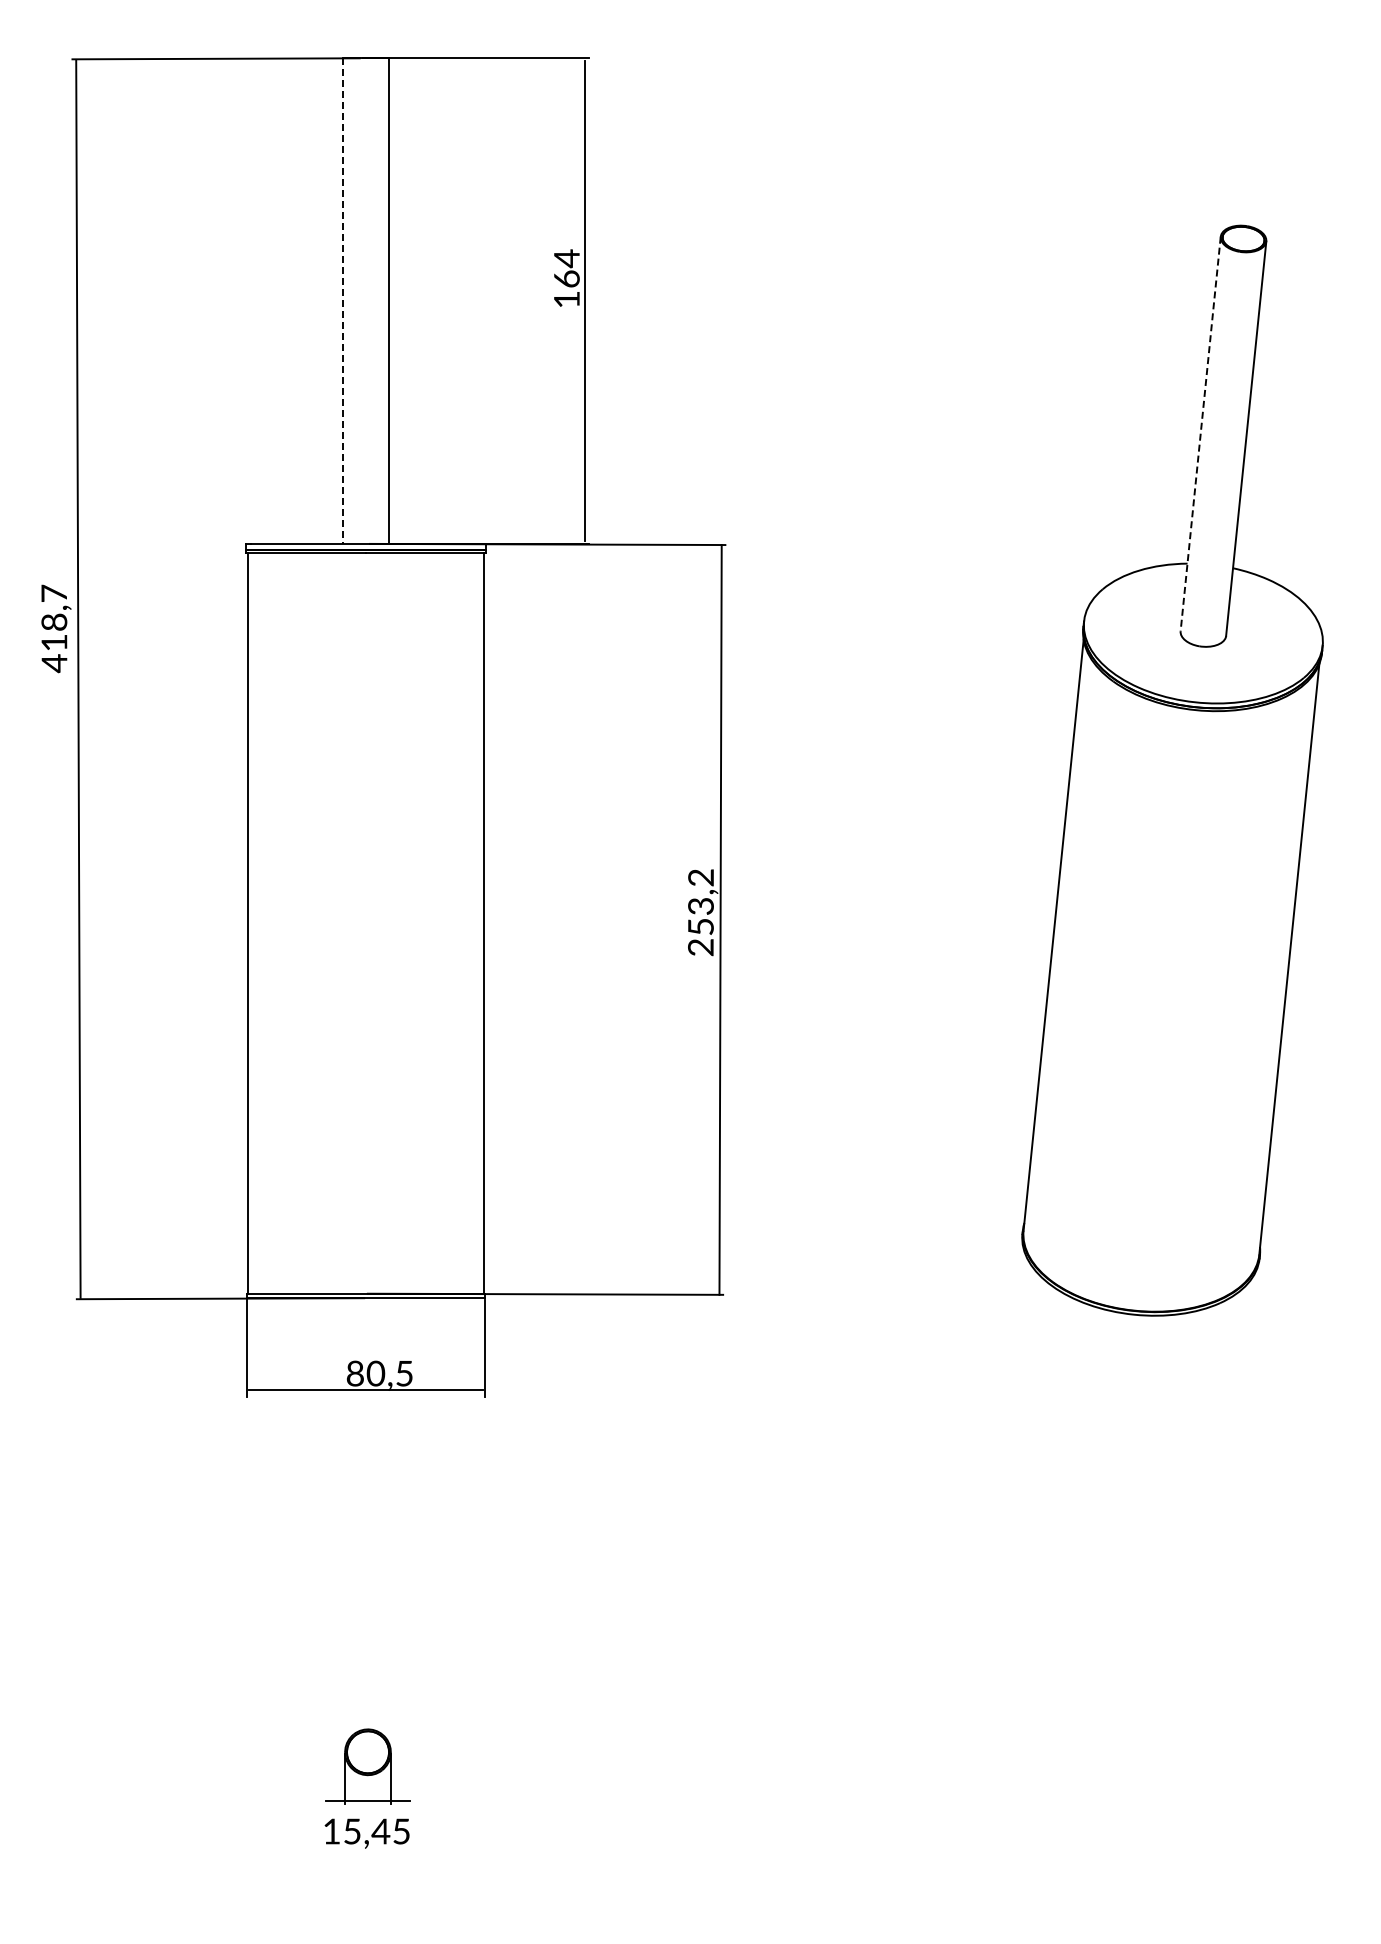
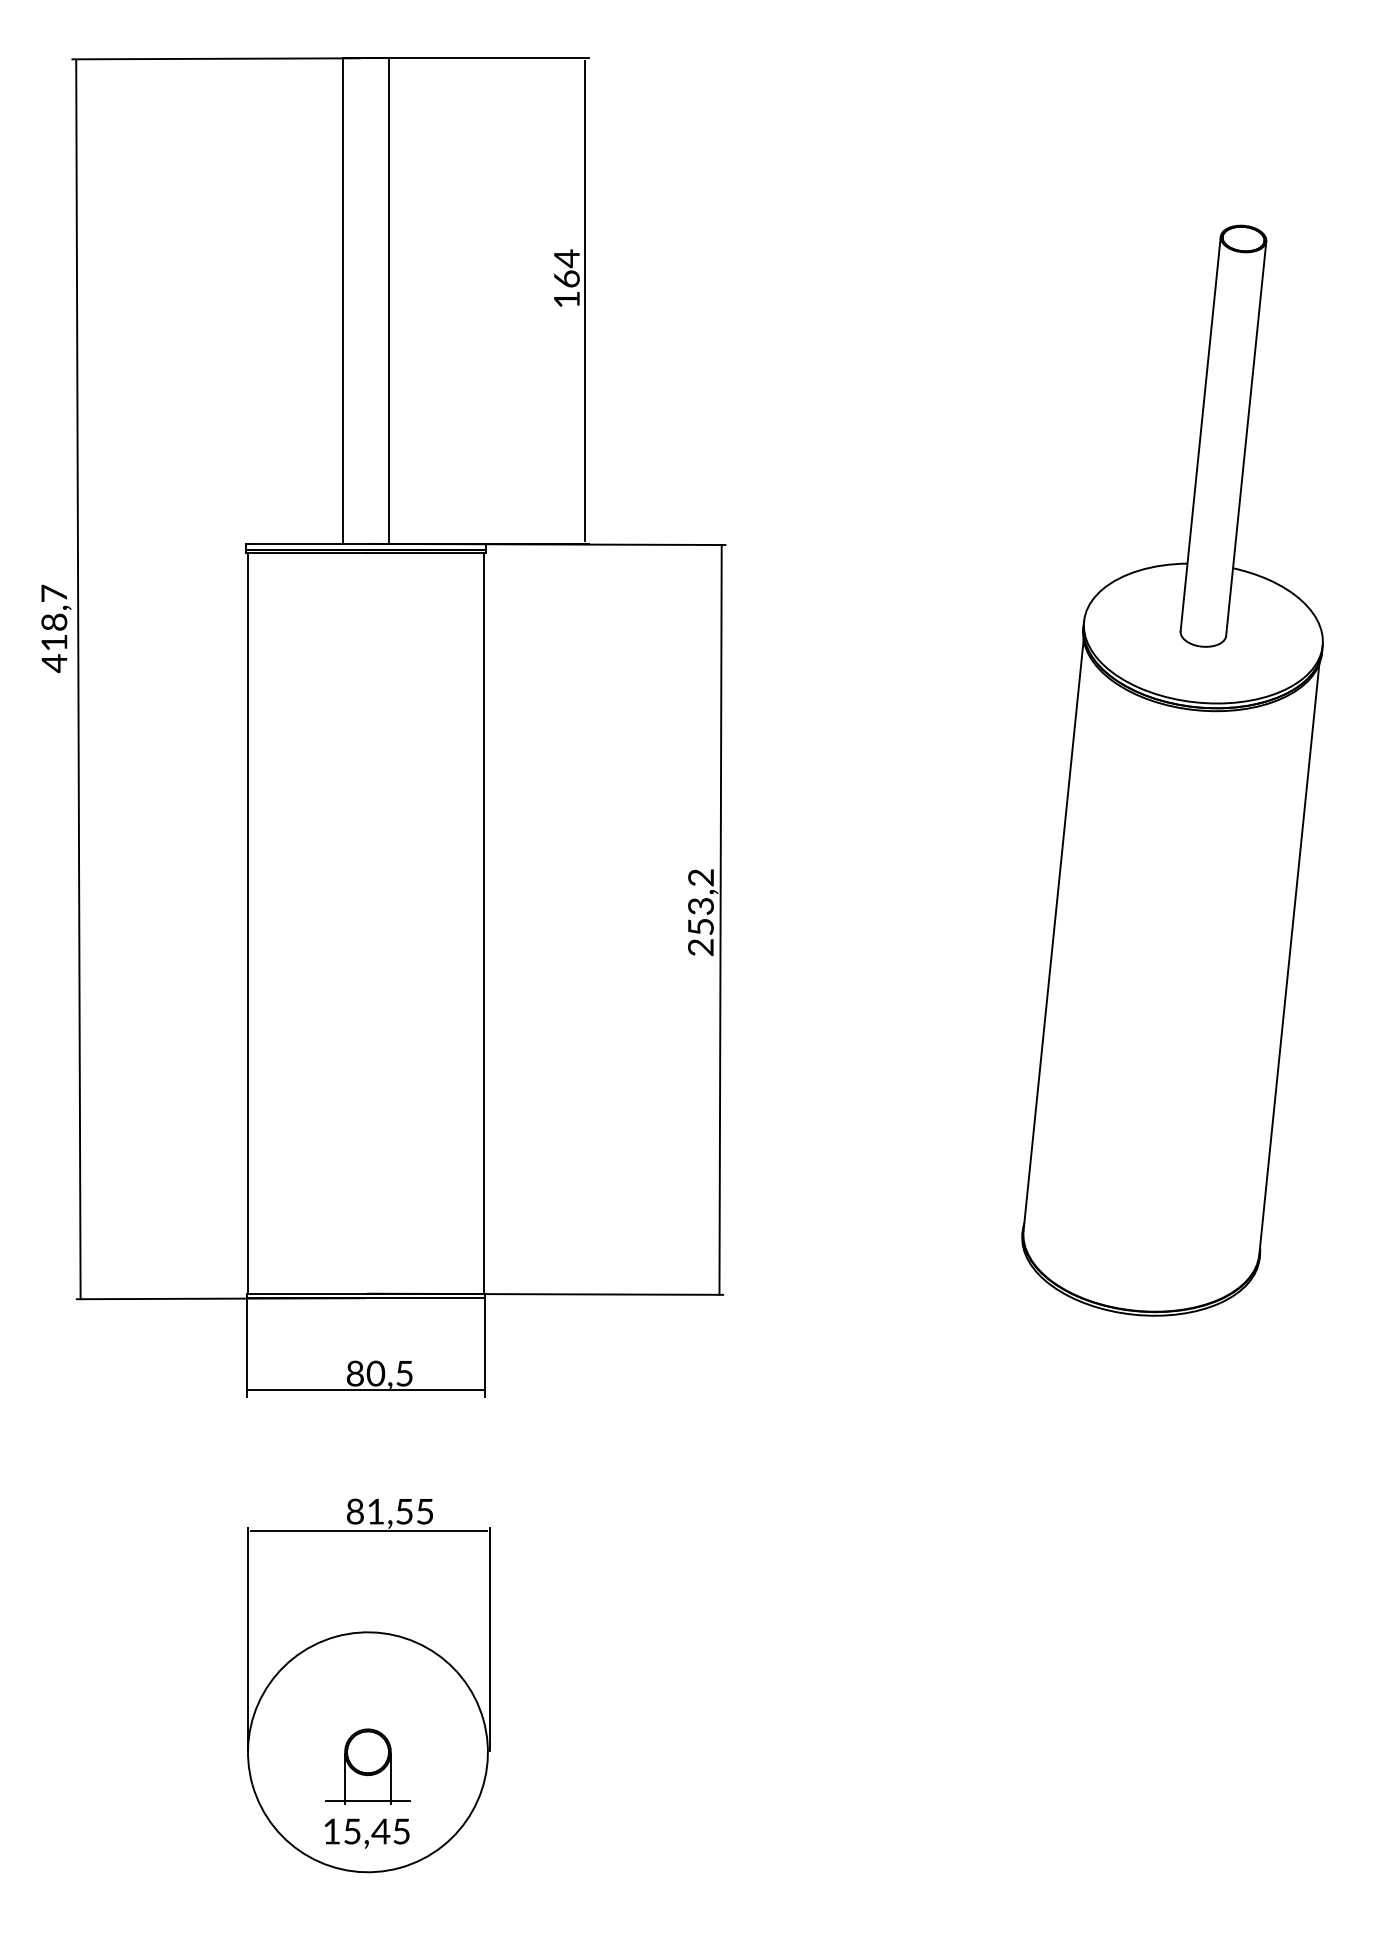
line: dashed -> solid (343, 301)
line: dashed -> solid (1200, 434)
part: none -> present (368, 1685)
